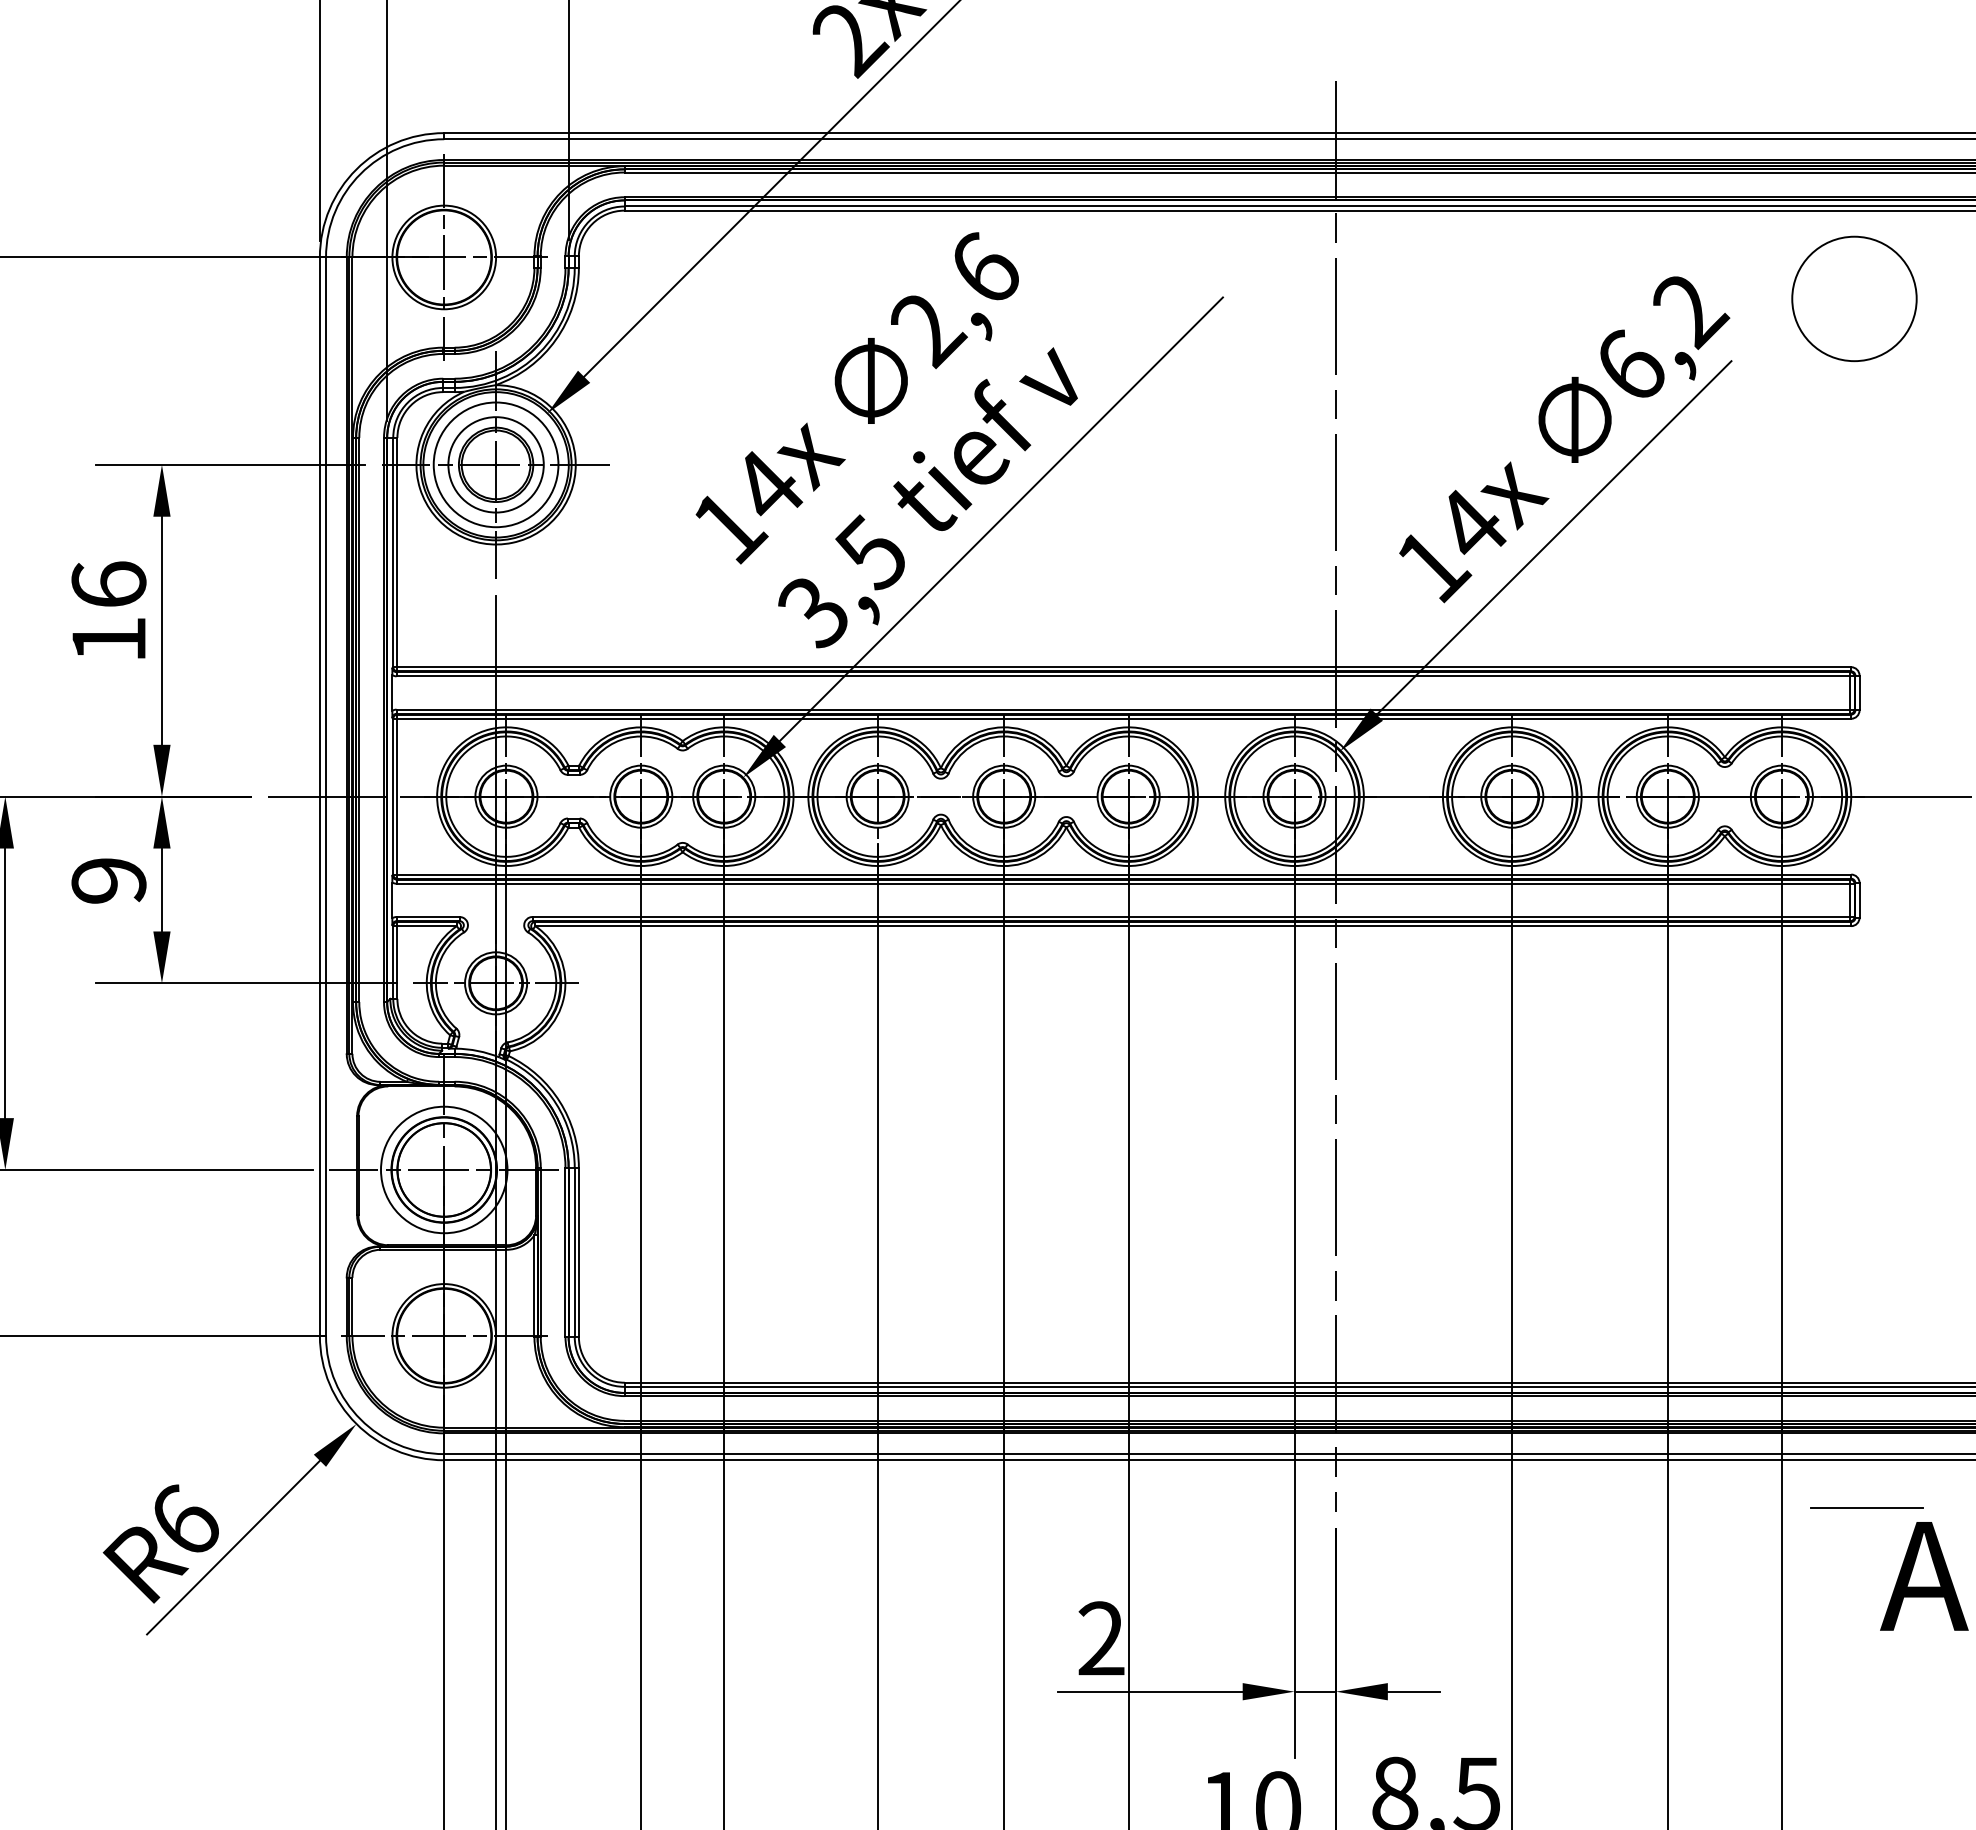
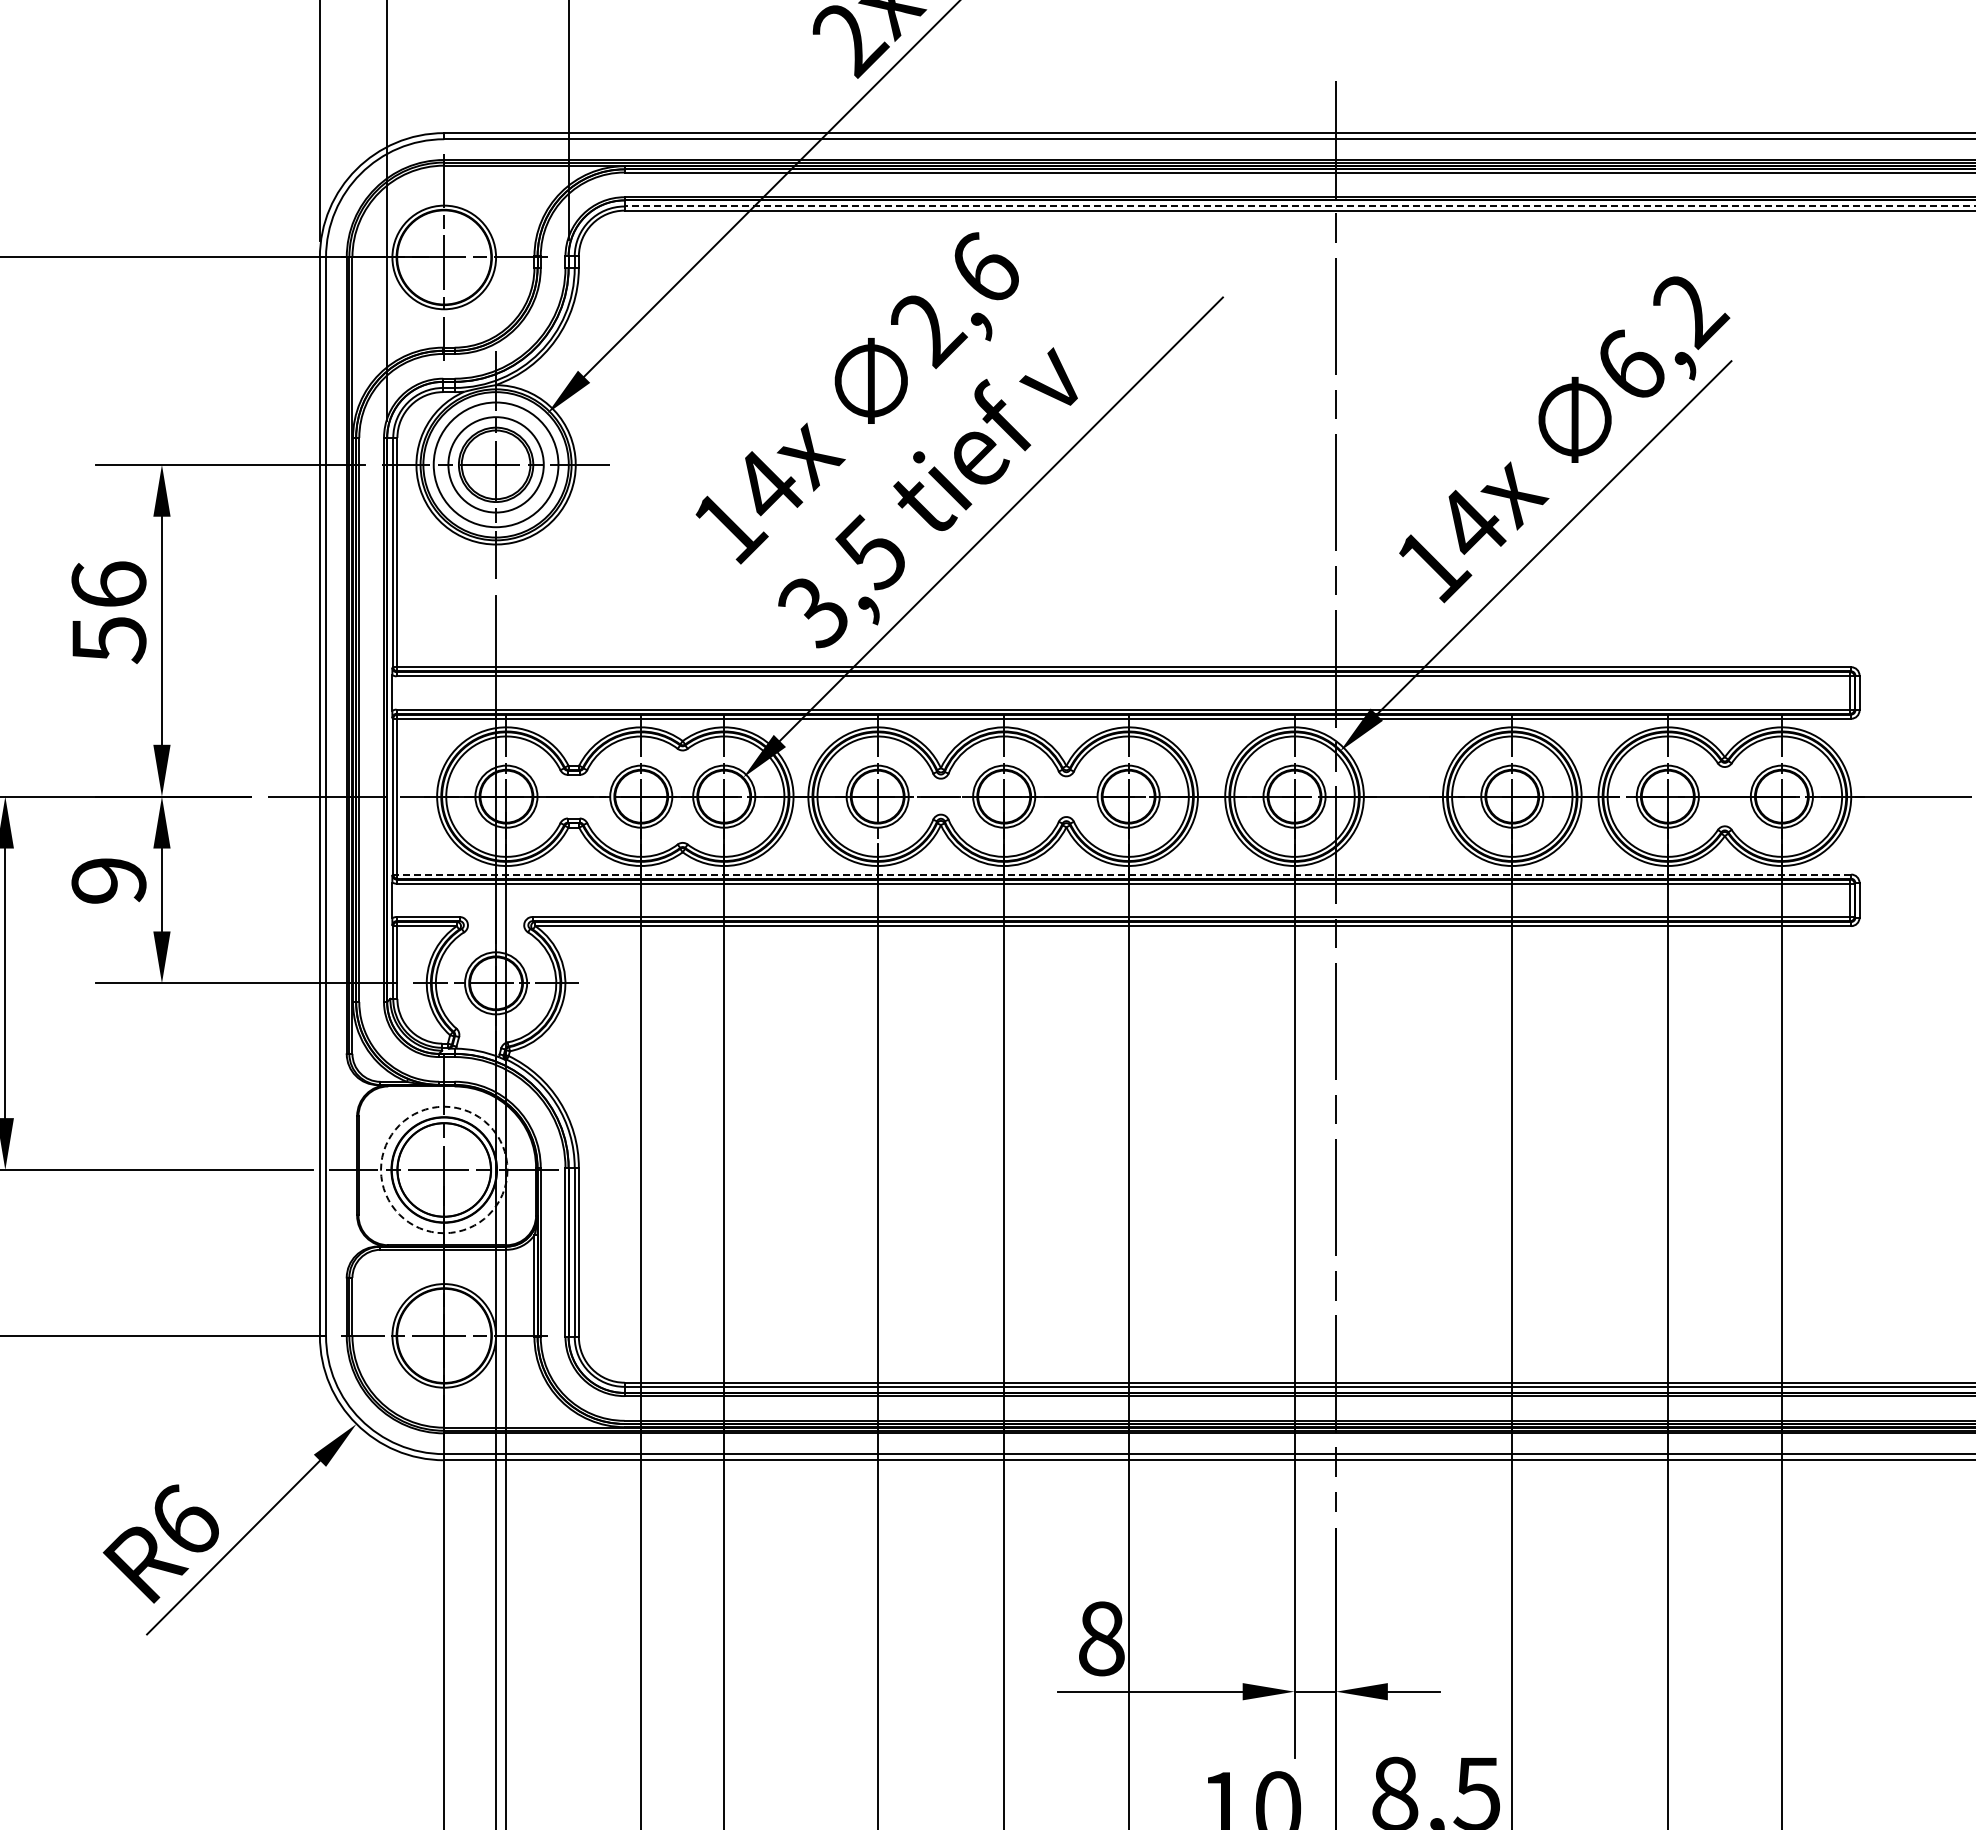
line: solid -> dashed (1299, 206)
circle: present -> none (1854, 298)
text: 16 -> 56 (109, 640)
line: solid -> dashed (1124, 874)
circle: solid -> dashed (444, 1169)
part: present -> none (1899, 1572)
text: 2 -> 8 (1101, 1638)
